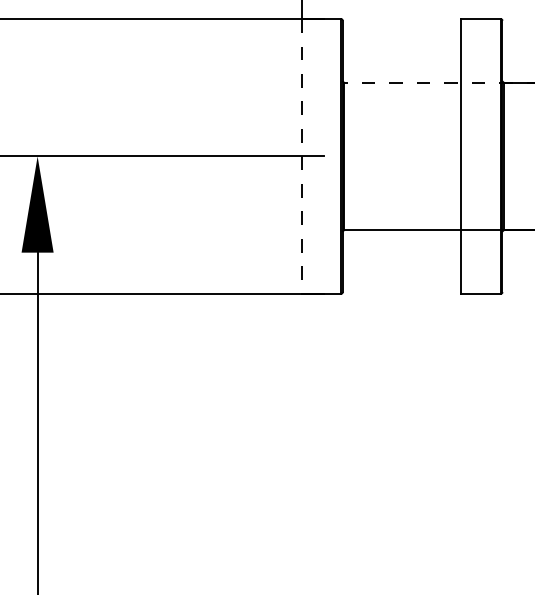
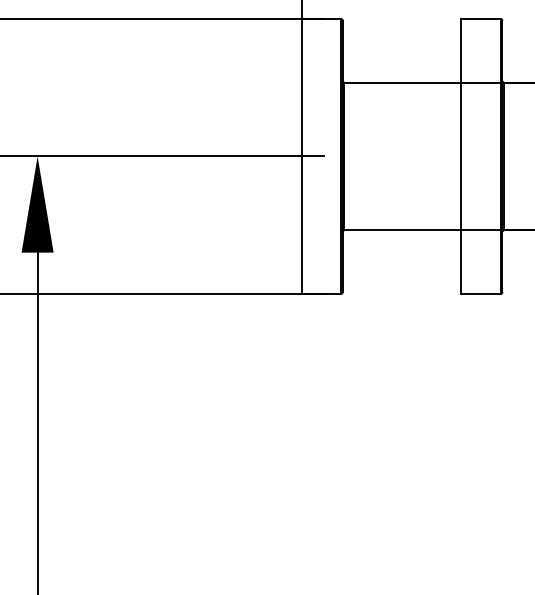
line: dashed -> solid (439, 82)
line: dashed -> solid (301, 156)
